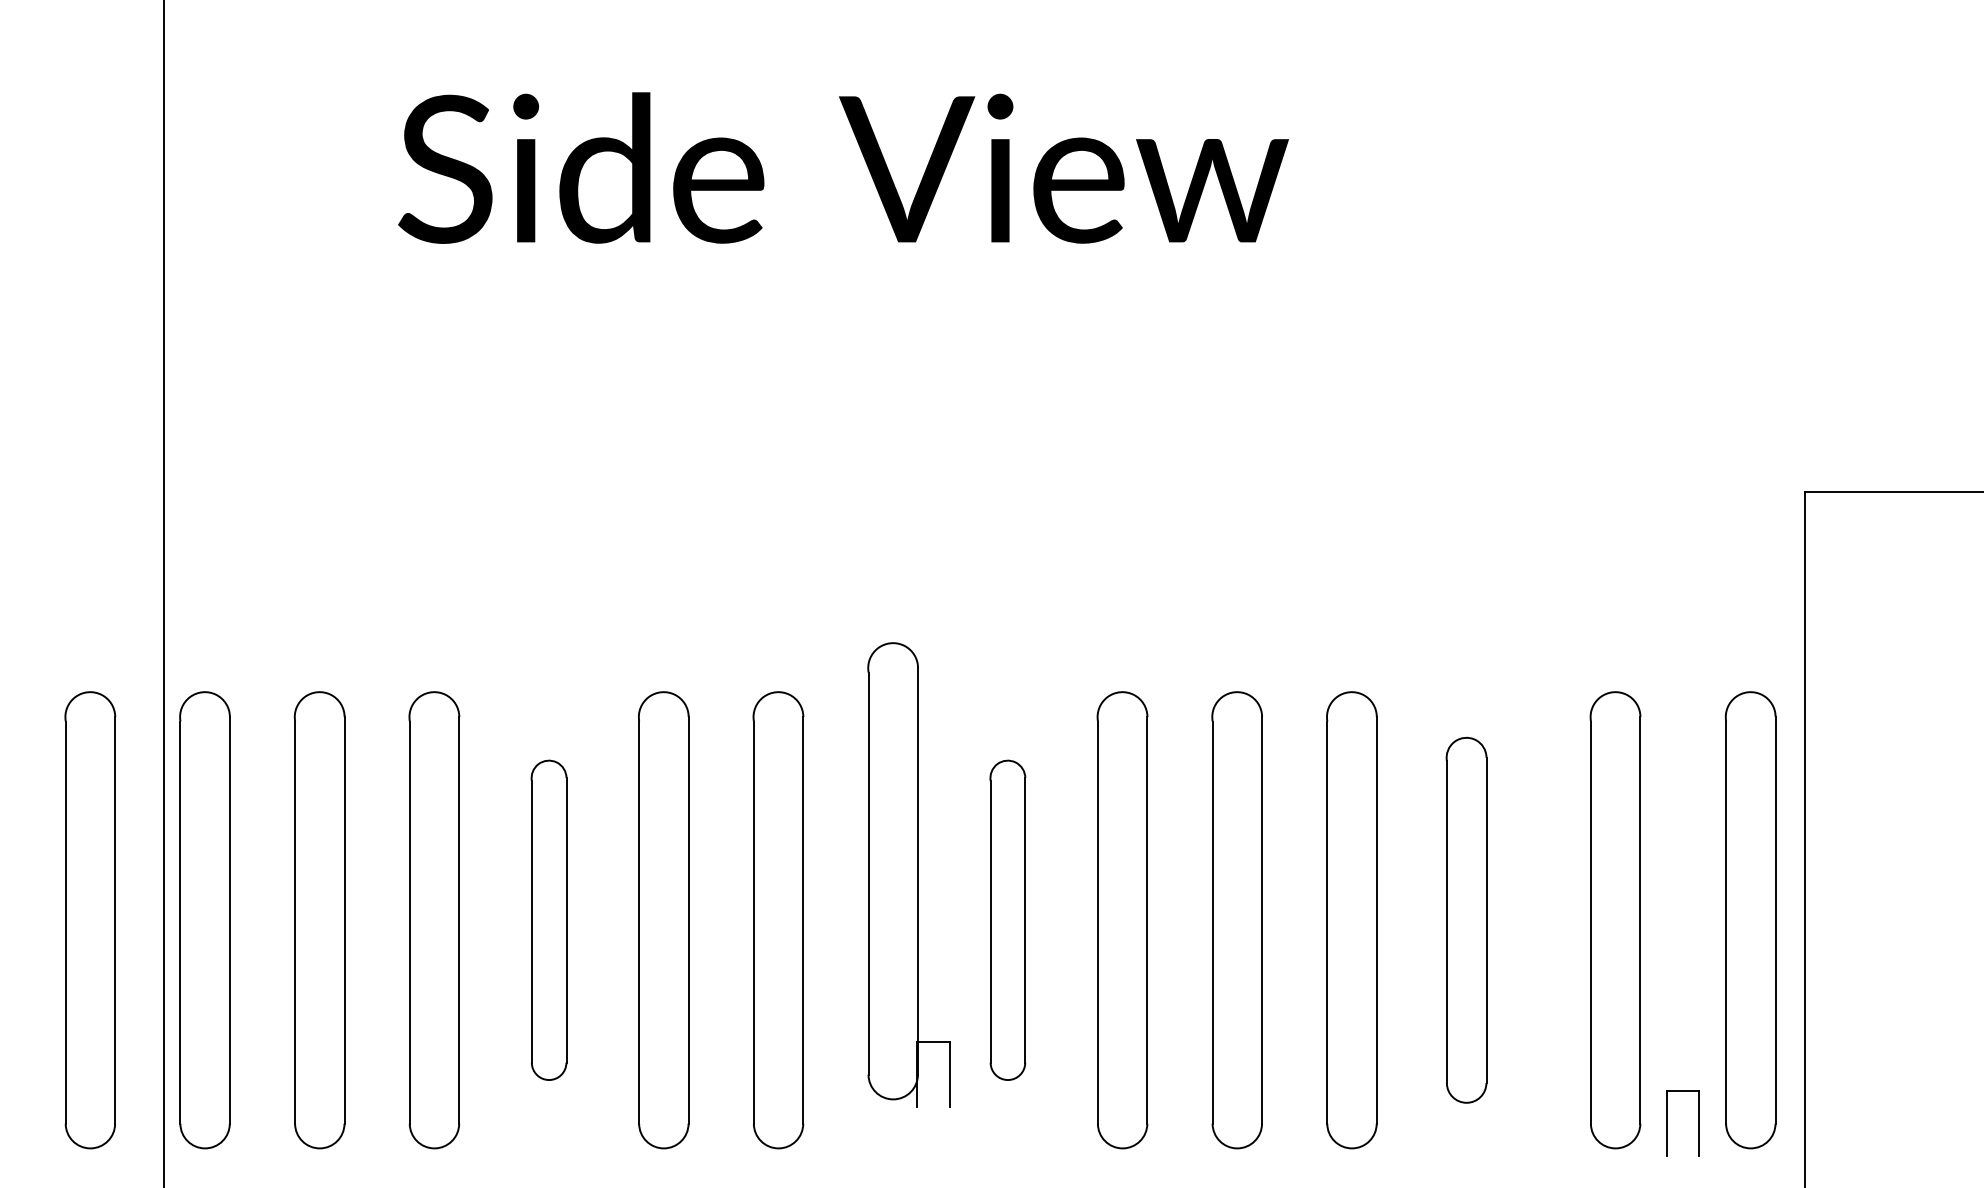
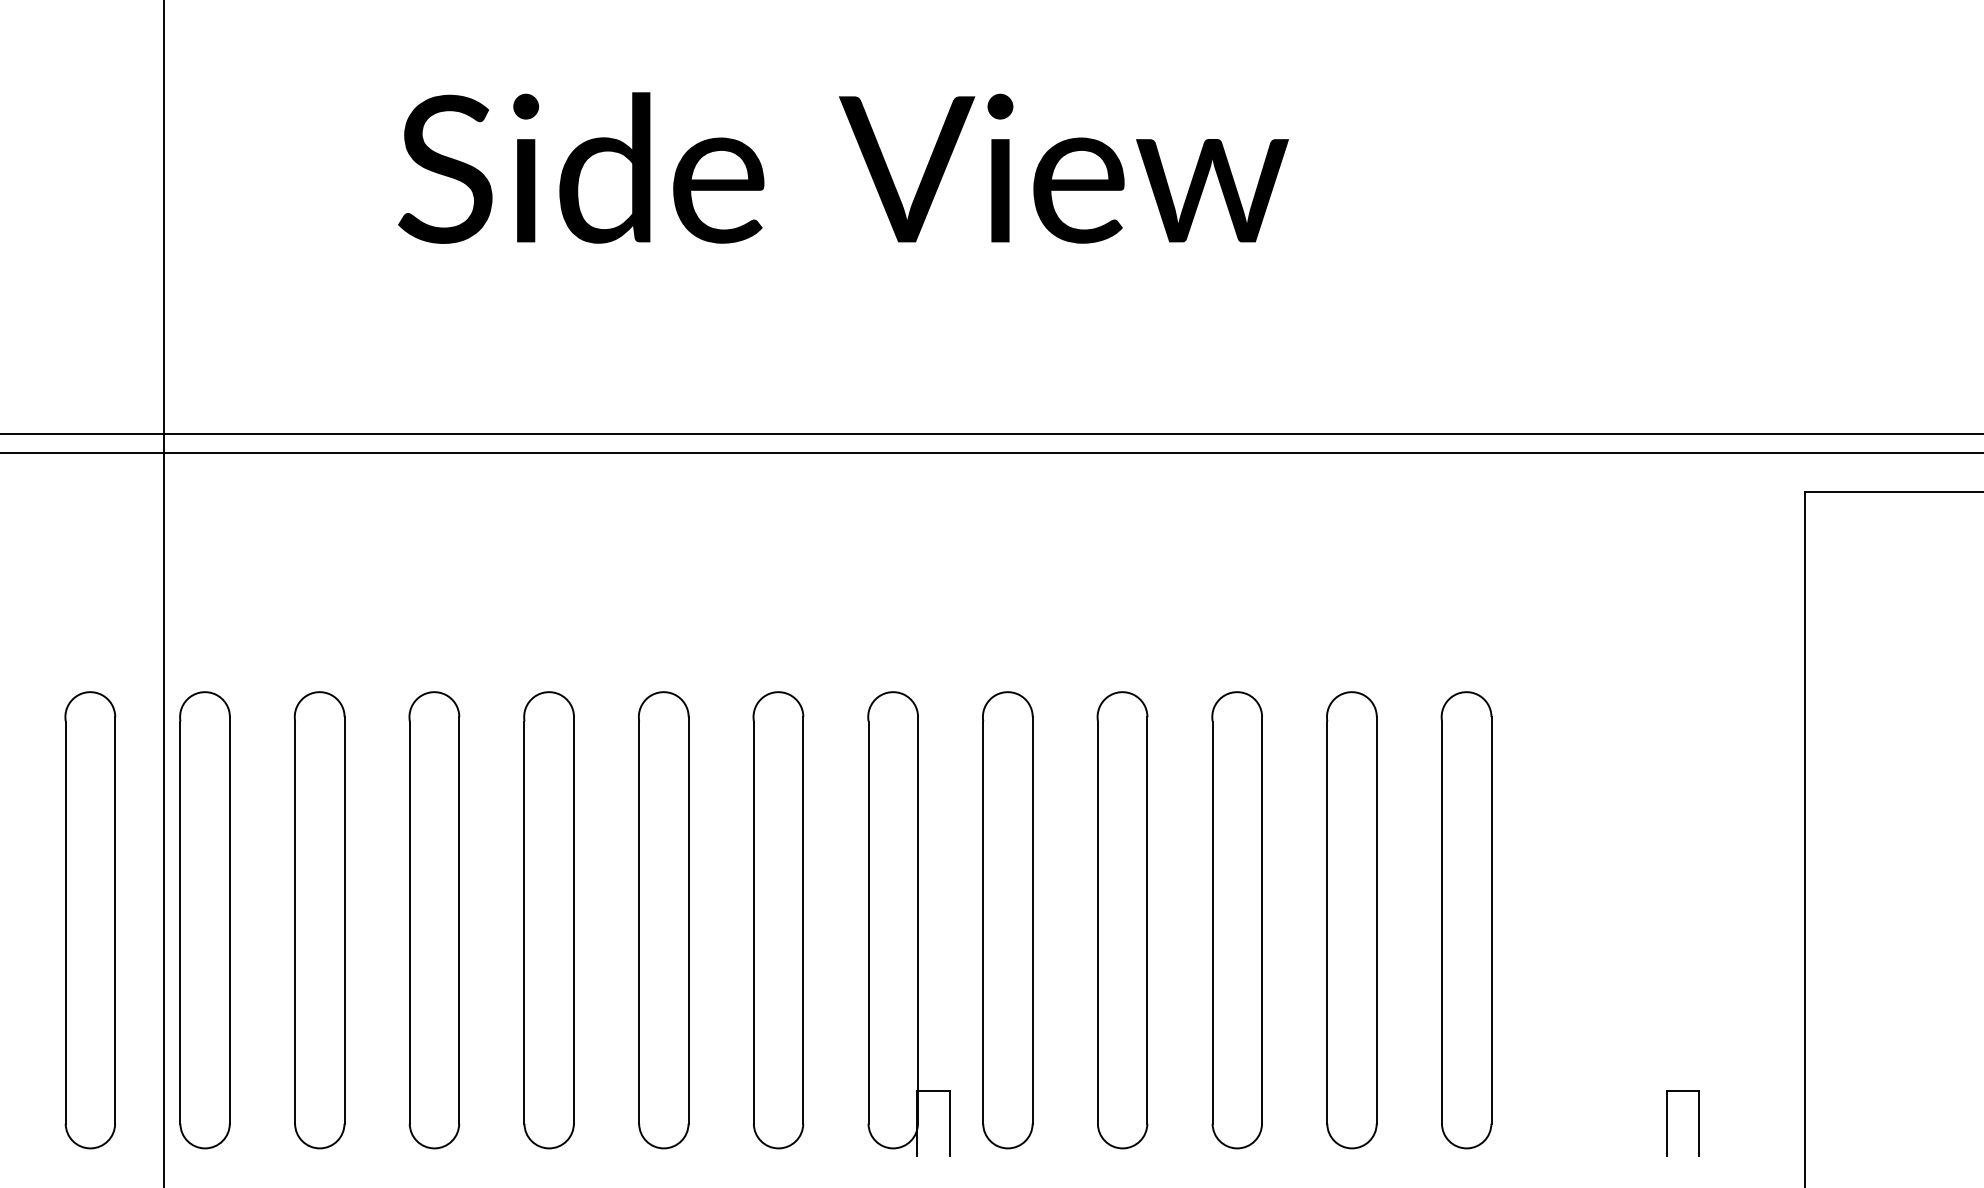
line: none -> present (991, 433)
line: none -> present (991, 453)
part position: (908, 874) -> (908, 923) (908, 923)
part size: 38x322 px -> 52x459 px (548, 920)
part size: 38x322 px -> 52x459 px (1007, 920)
part size: 43x368 px -> 53x459 px (1466, 920)
part: present -> none (1615, 920)
part: present -> none (1750, 920)
